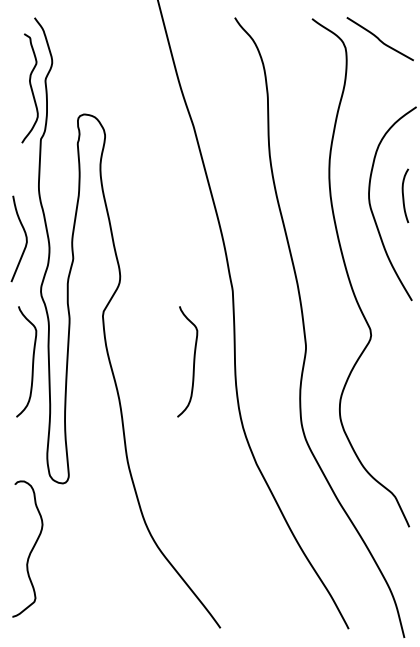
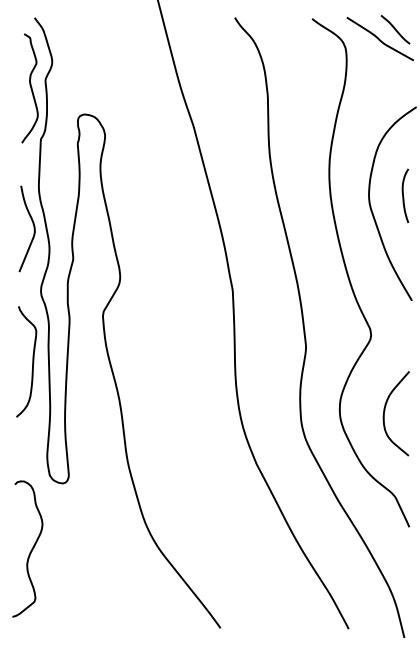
line: none -> present (395, 29)
curve position: (25, 238) -> (33, 228) (33, 228)
curve: present -> none (193, 361)
curve: none -> present (385, 411)
